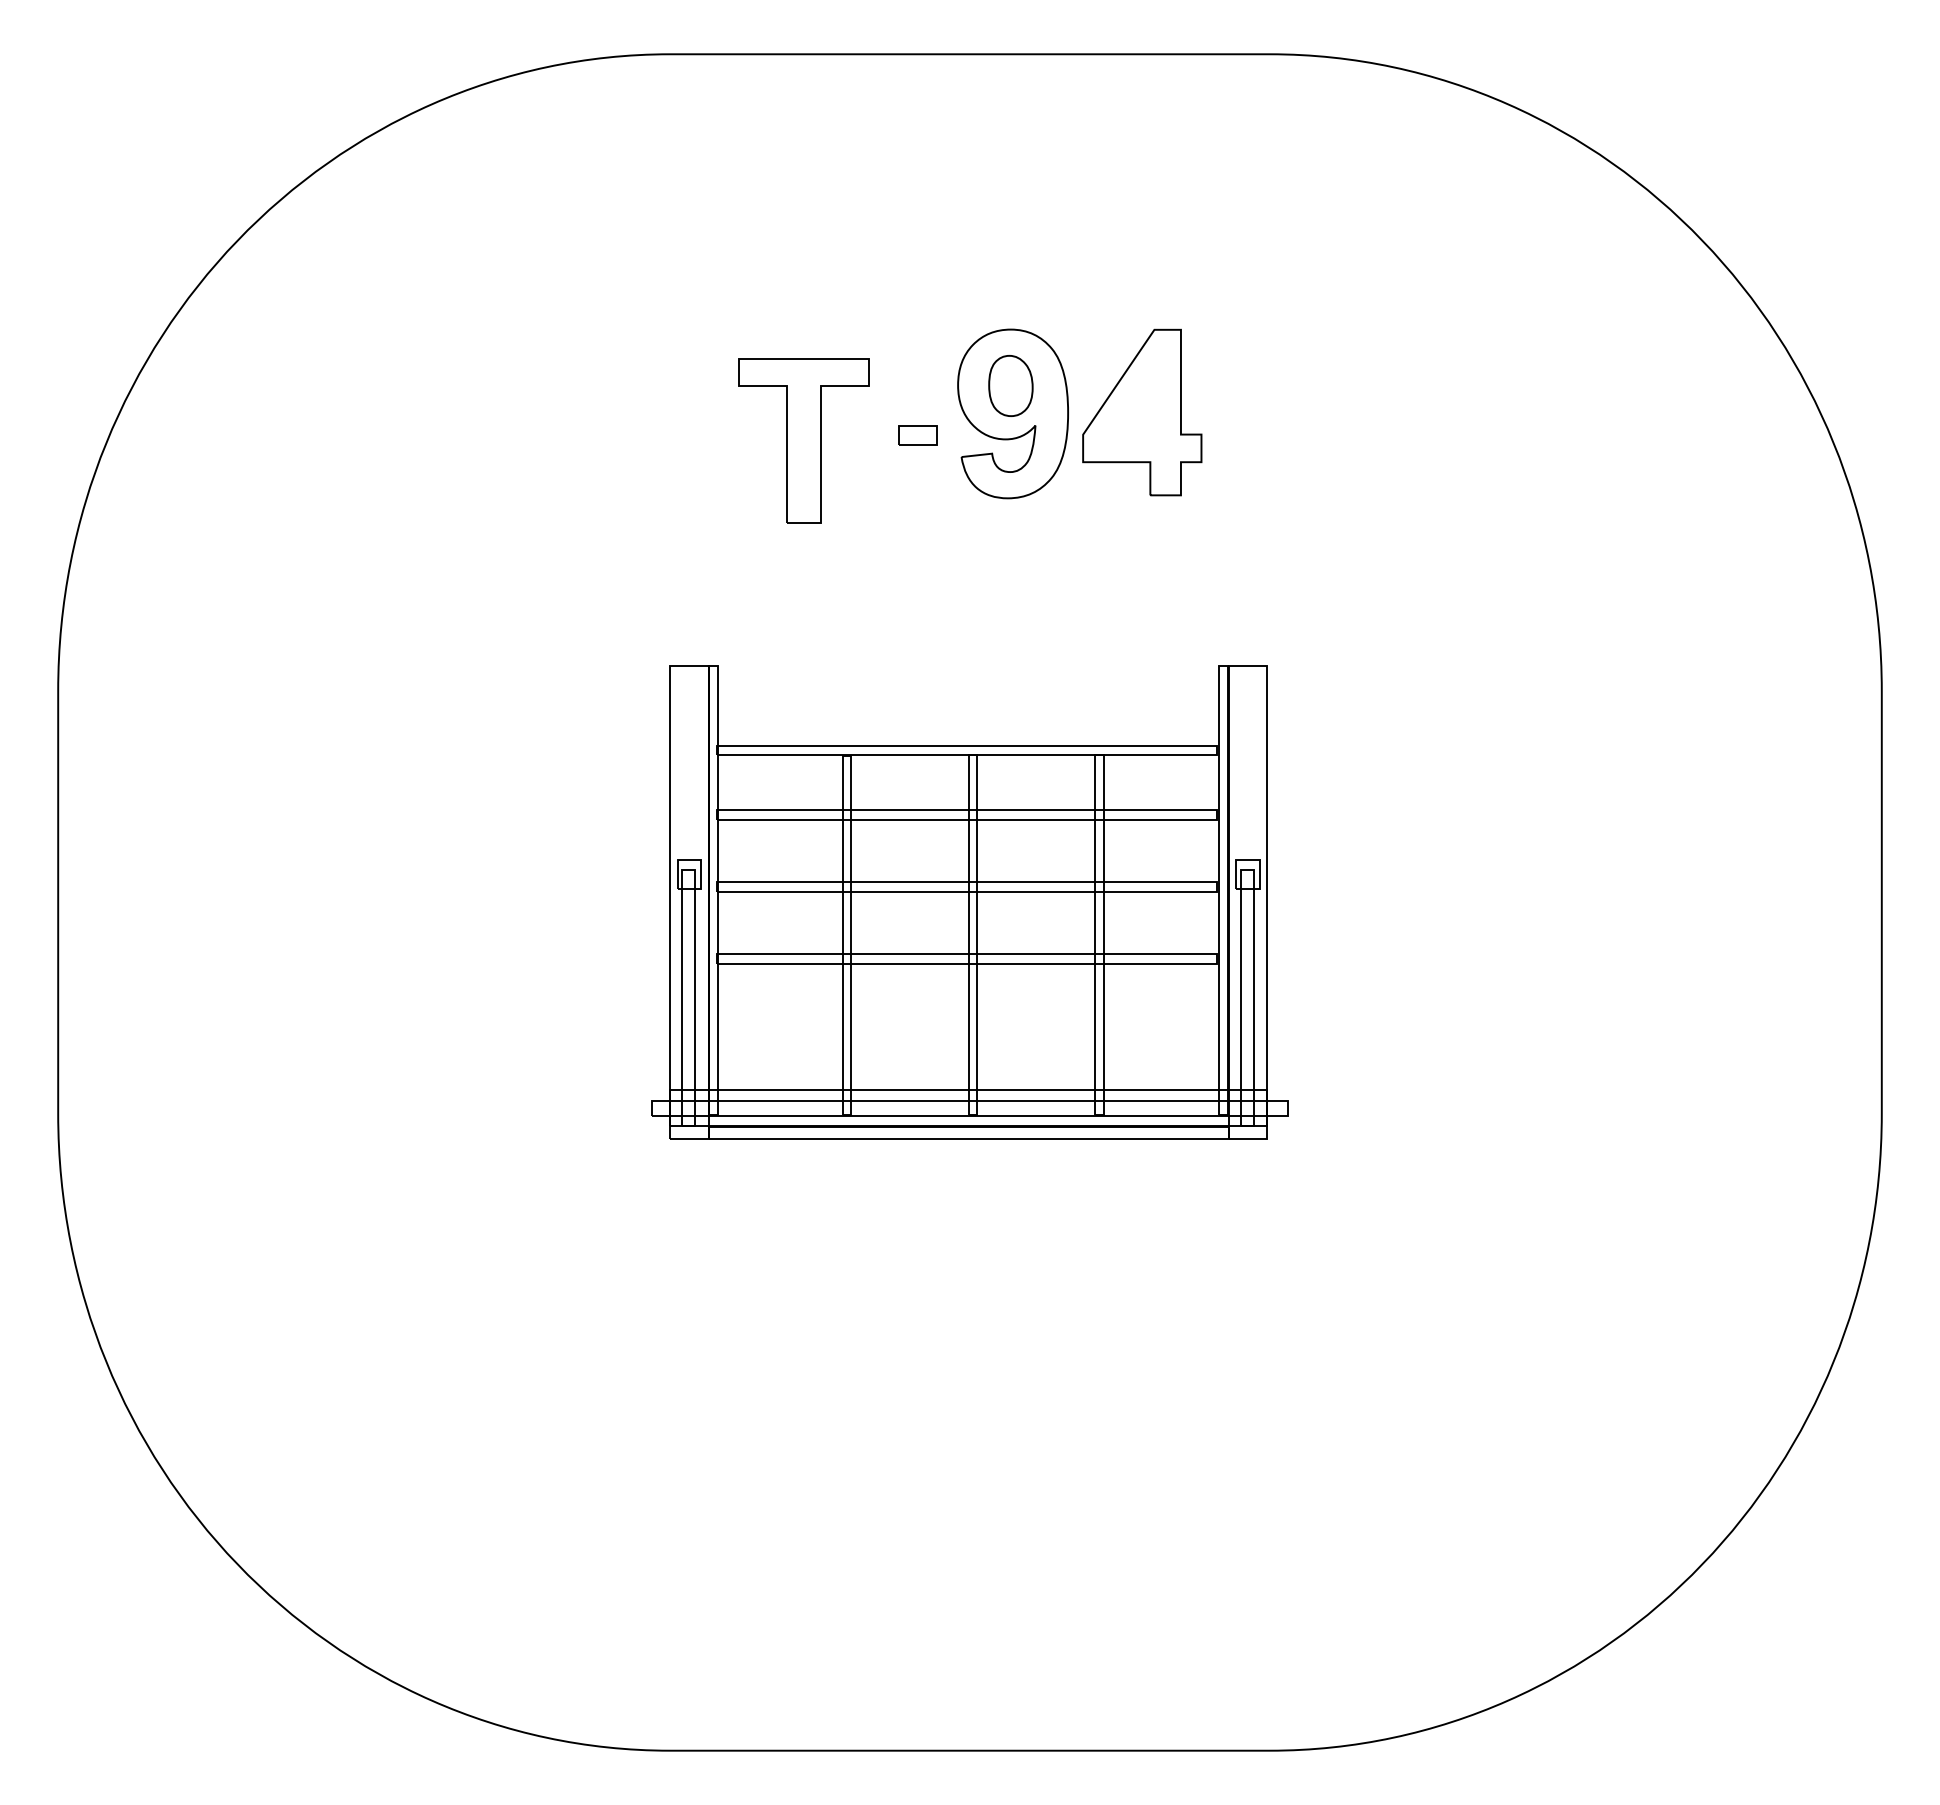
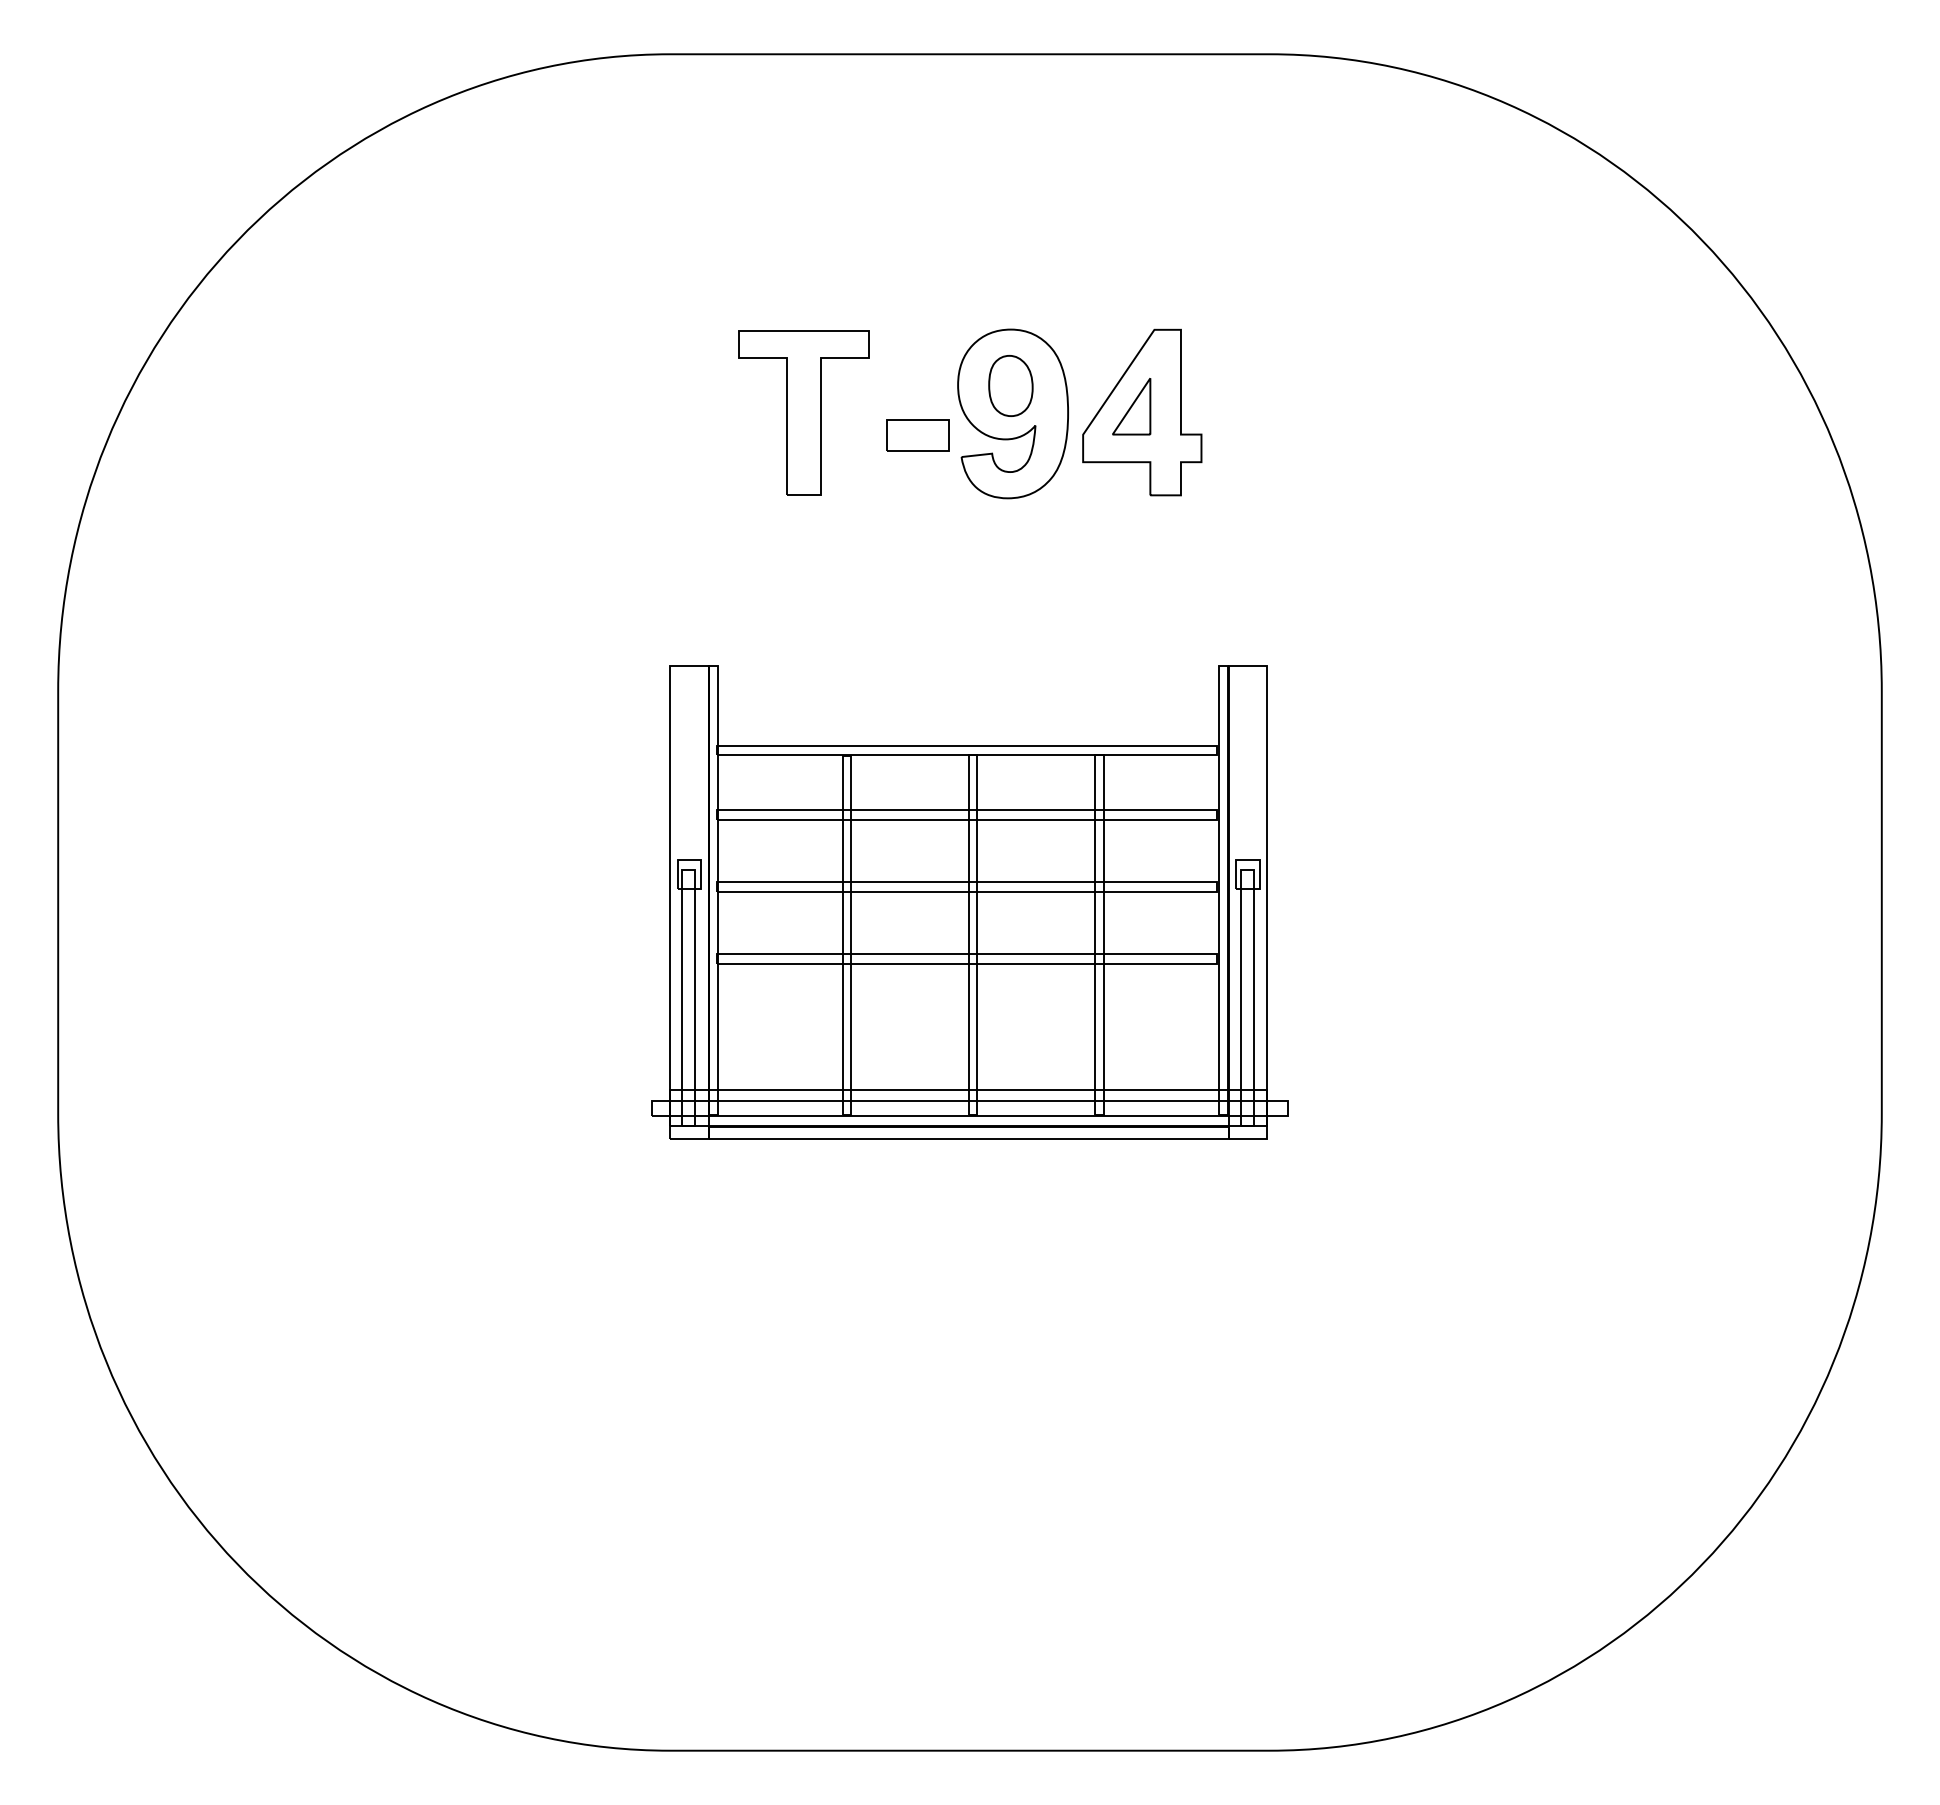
part: none -> present (1131, 406)
part size: 40x21 px -> 64x33 px (917, 435)
part position: (803, 440) -> (803, 412) (803, 412)
